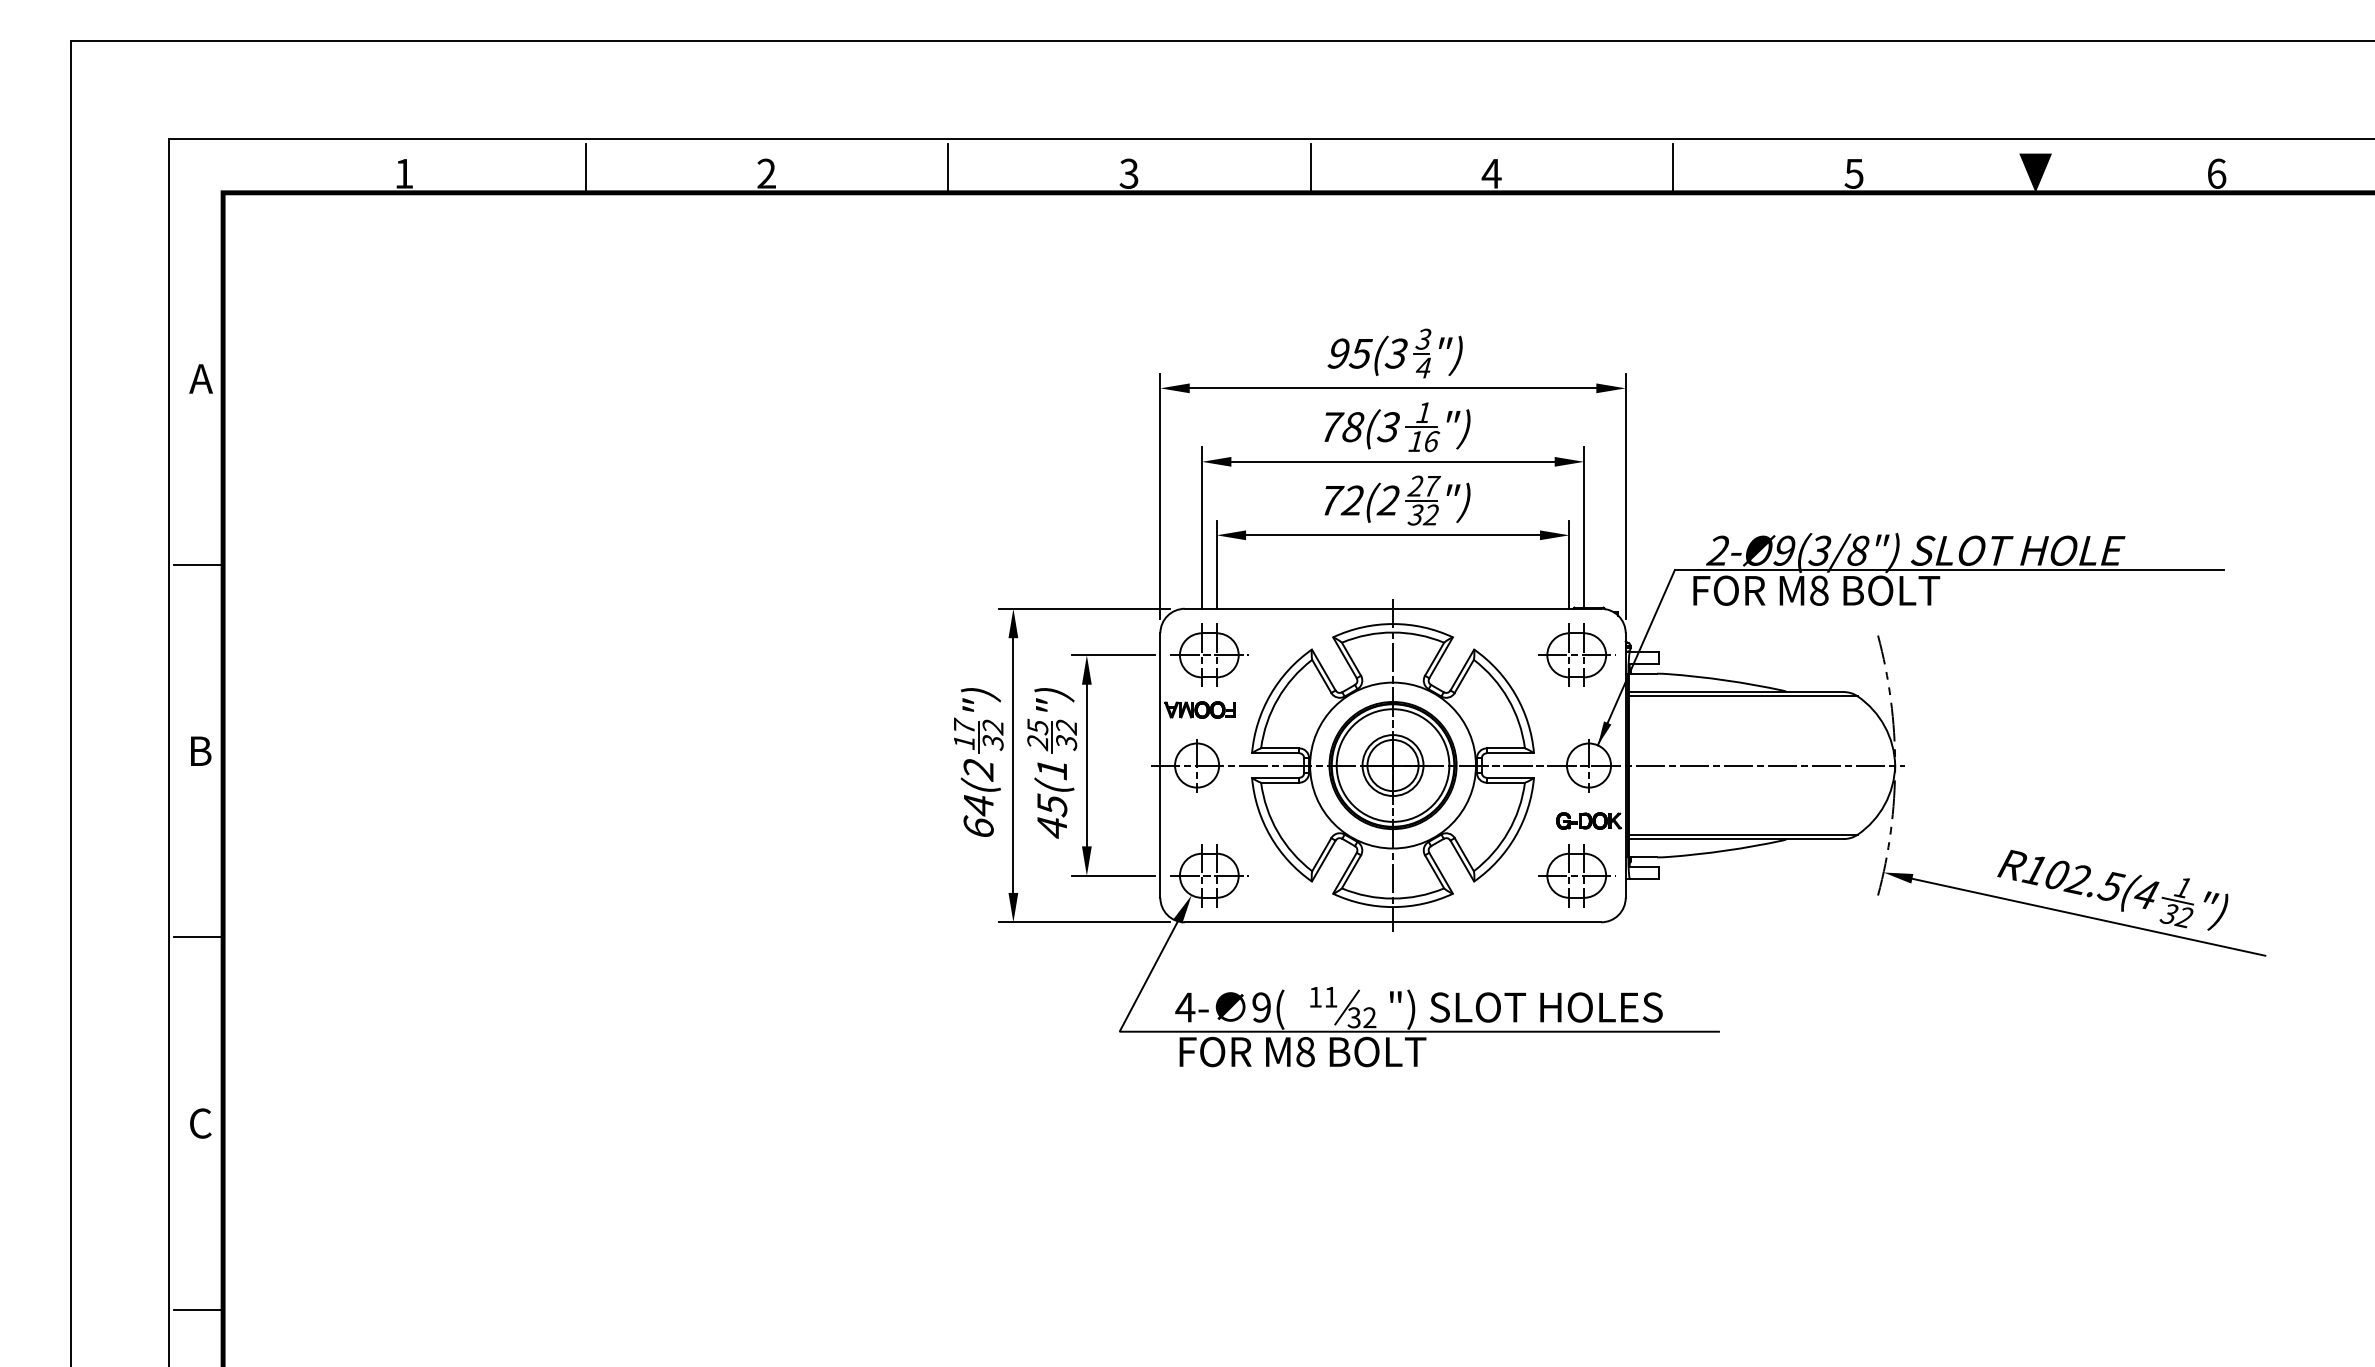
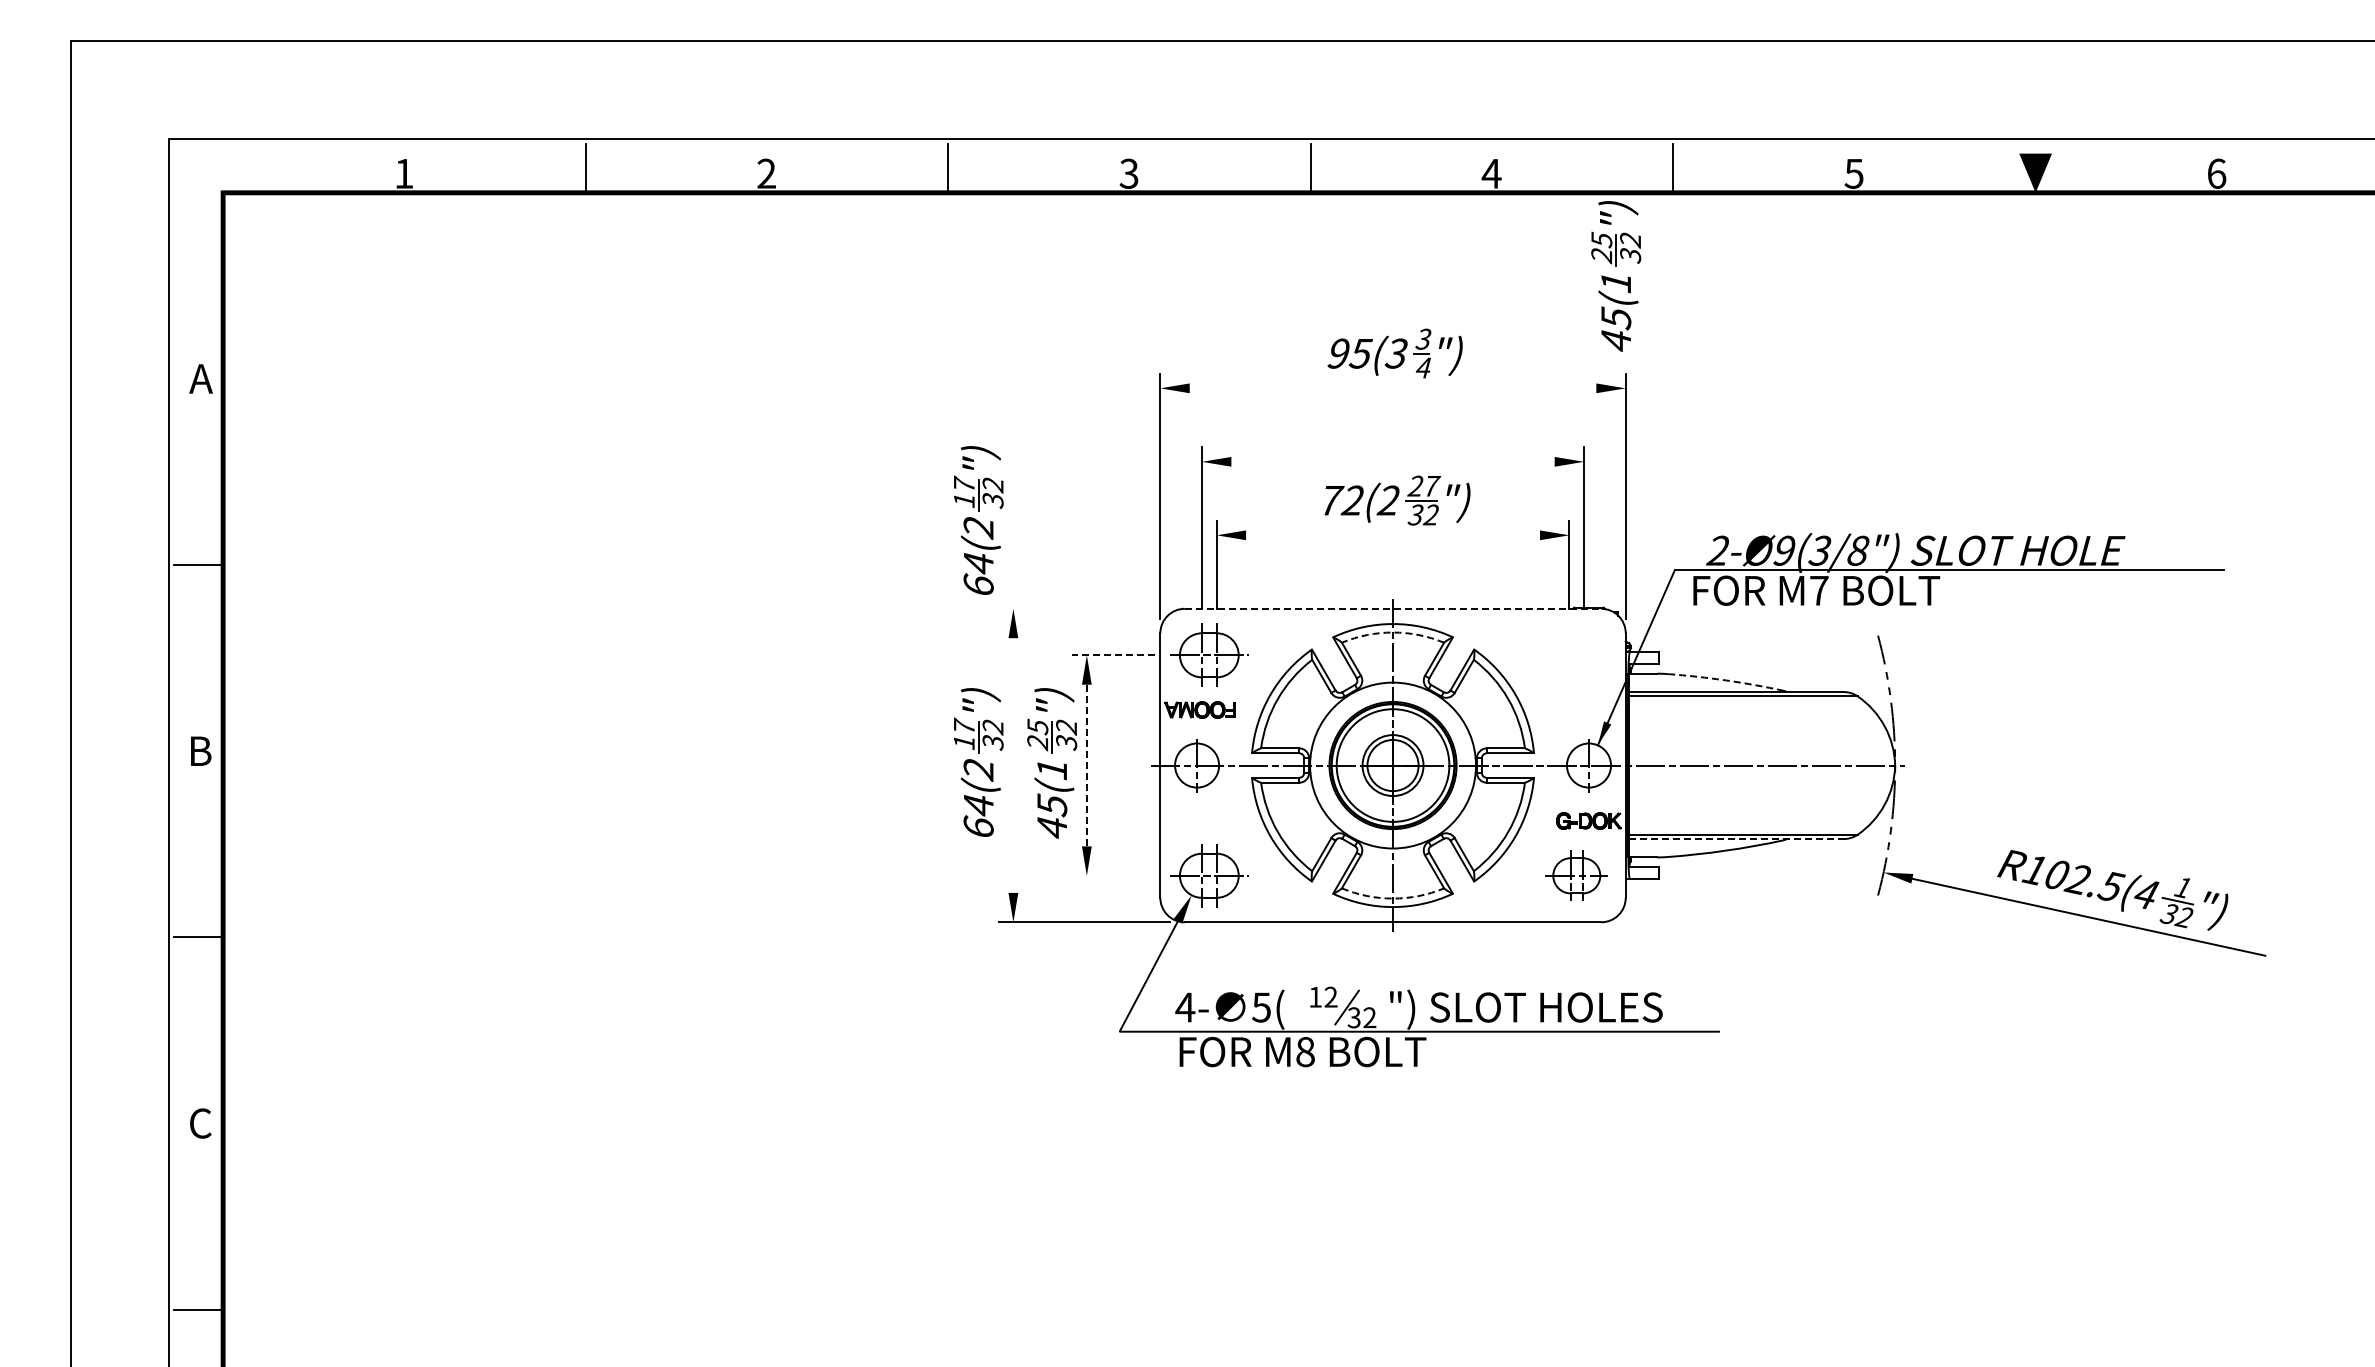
part: none -> present (1616, 276)
line: present -> none (1392, 388)
part: present -> none (1397, 427)
line: present -> none (1392, 461)
part: none -> present (978, 520)
line: present -> none (1393, 535)
text: M8 -> M7 (1819, 590)
line: present -> none (1084, 608)
line: solid -> dashed (1393, 608)
arc: solid -> dashed (1393, 632)
part: present -> none (1576, 654)
line: solid -> dashed (1113, 655)
arc: solid -> dashed (1726, 680)
line: present -> none (1013, 765)
line: solid -> dashed (1086, 765)
line: solid -> dashed (1737, 839)
line: present -> none (1113, 875)
part size: 78x64 px -> 63x51 px (1576, 875)
arc: solid -> dashed (1393, 898)
text: 11 -> 12 (1330, 996)
text: 9( -> 5( (1261, 1007)
